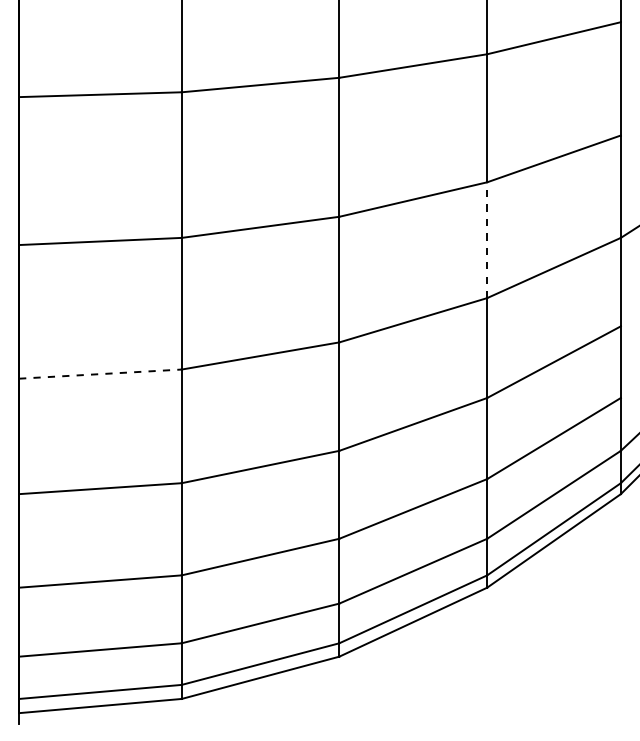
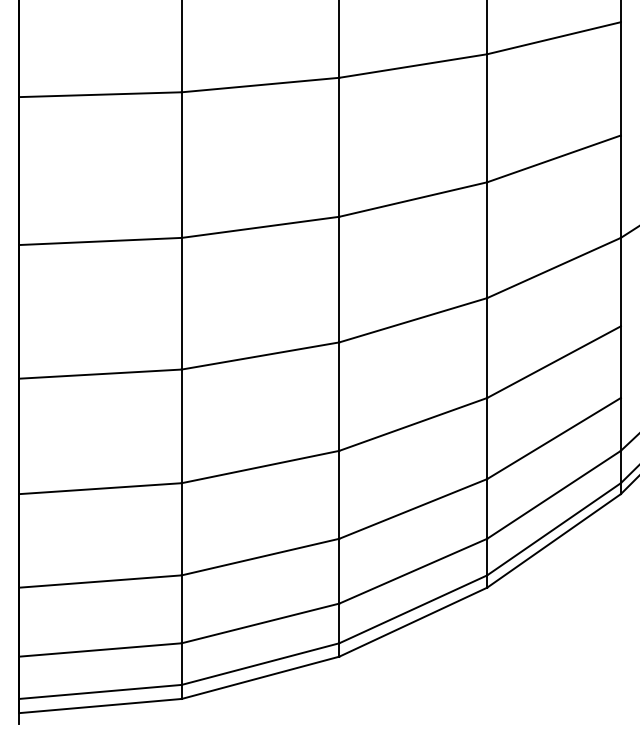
line: dashed -> solid (487, 240)
line: dashed -> solid (100, 374)
